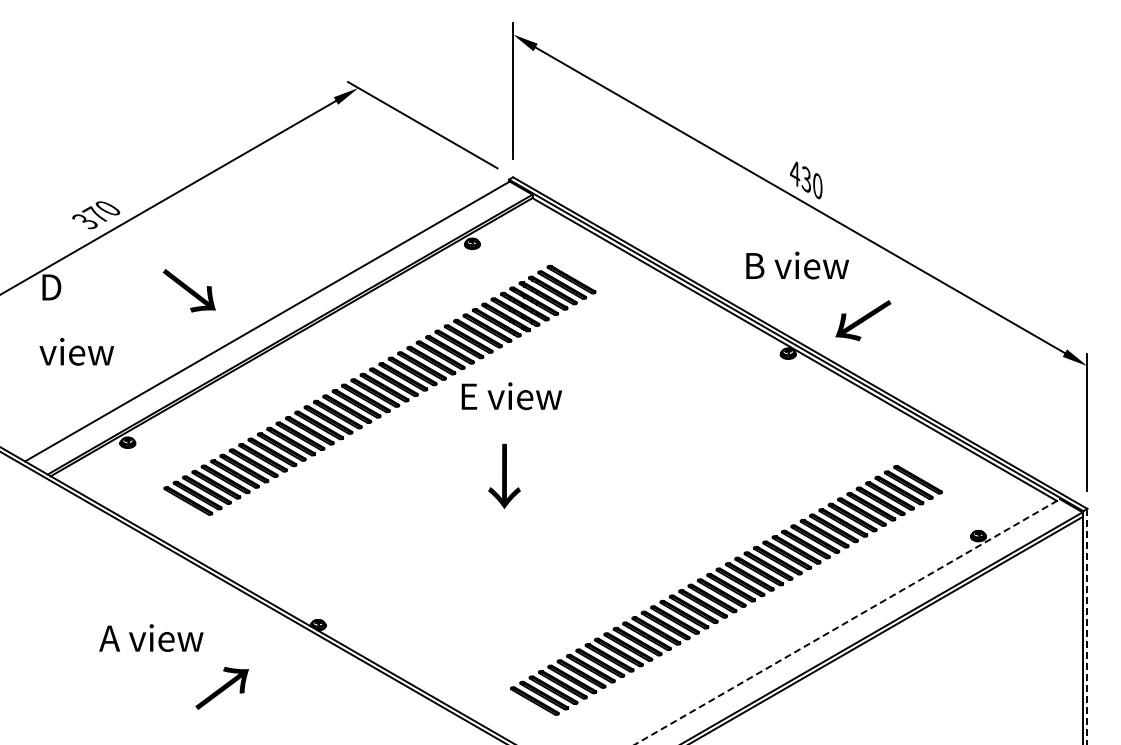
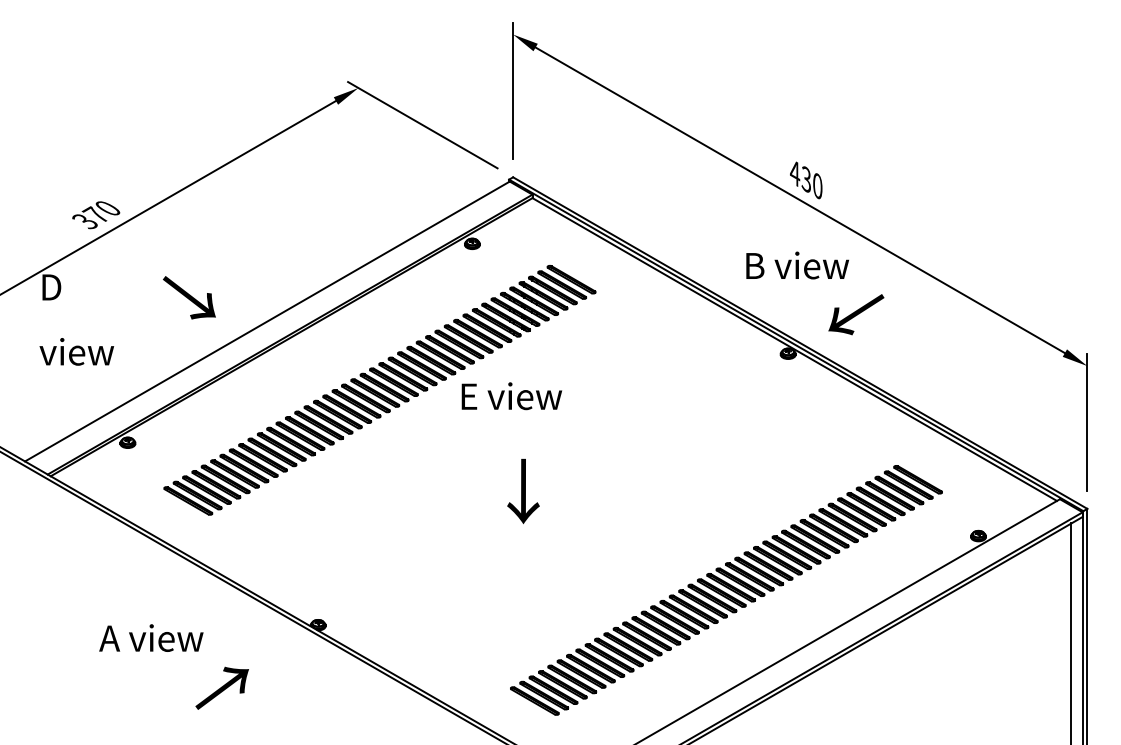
text position: (189, 290) -> (189, 297) (189, 297)
text position: (863, 320) -> (856, 314) (856, 314)
text position: (504, 476) -> (523, 491) (523, 491)
line: dashed -> solid (847, 621)
line: dashed -> solid (1087, 626)
line: none -> present (1071, 632)
